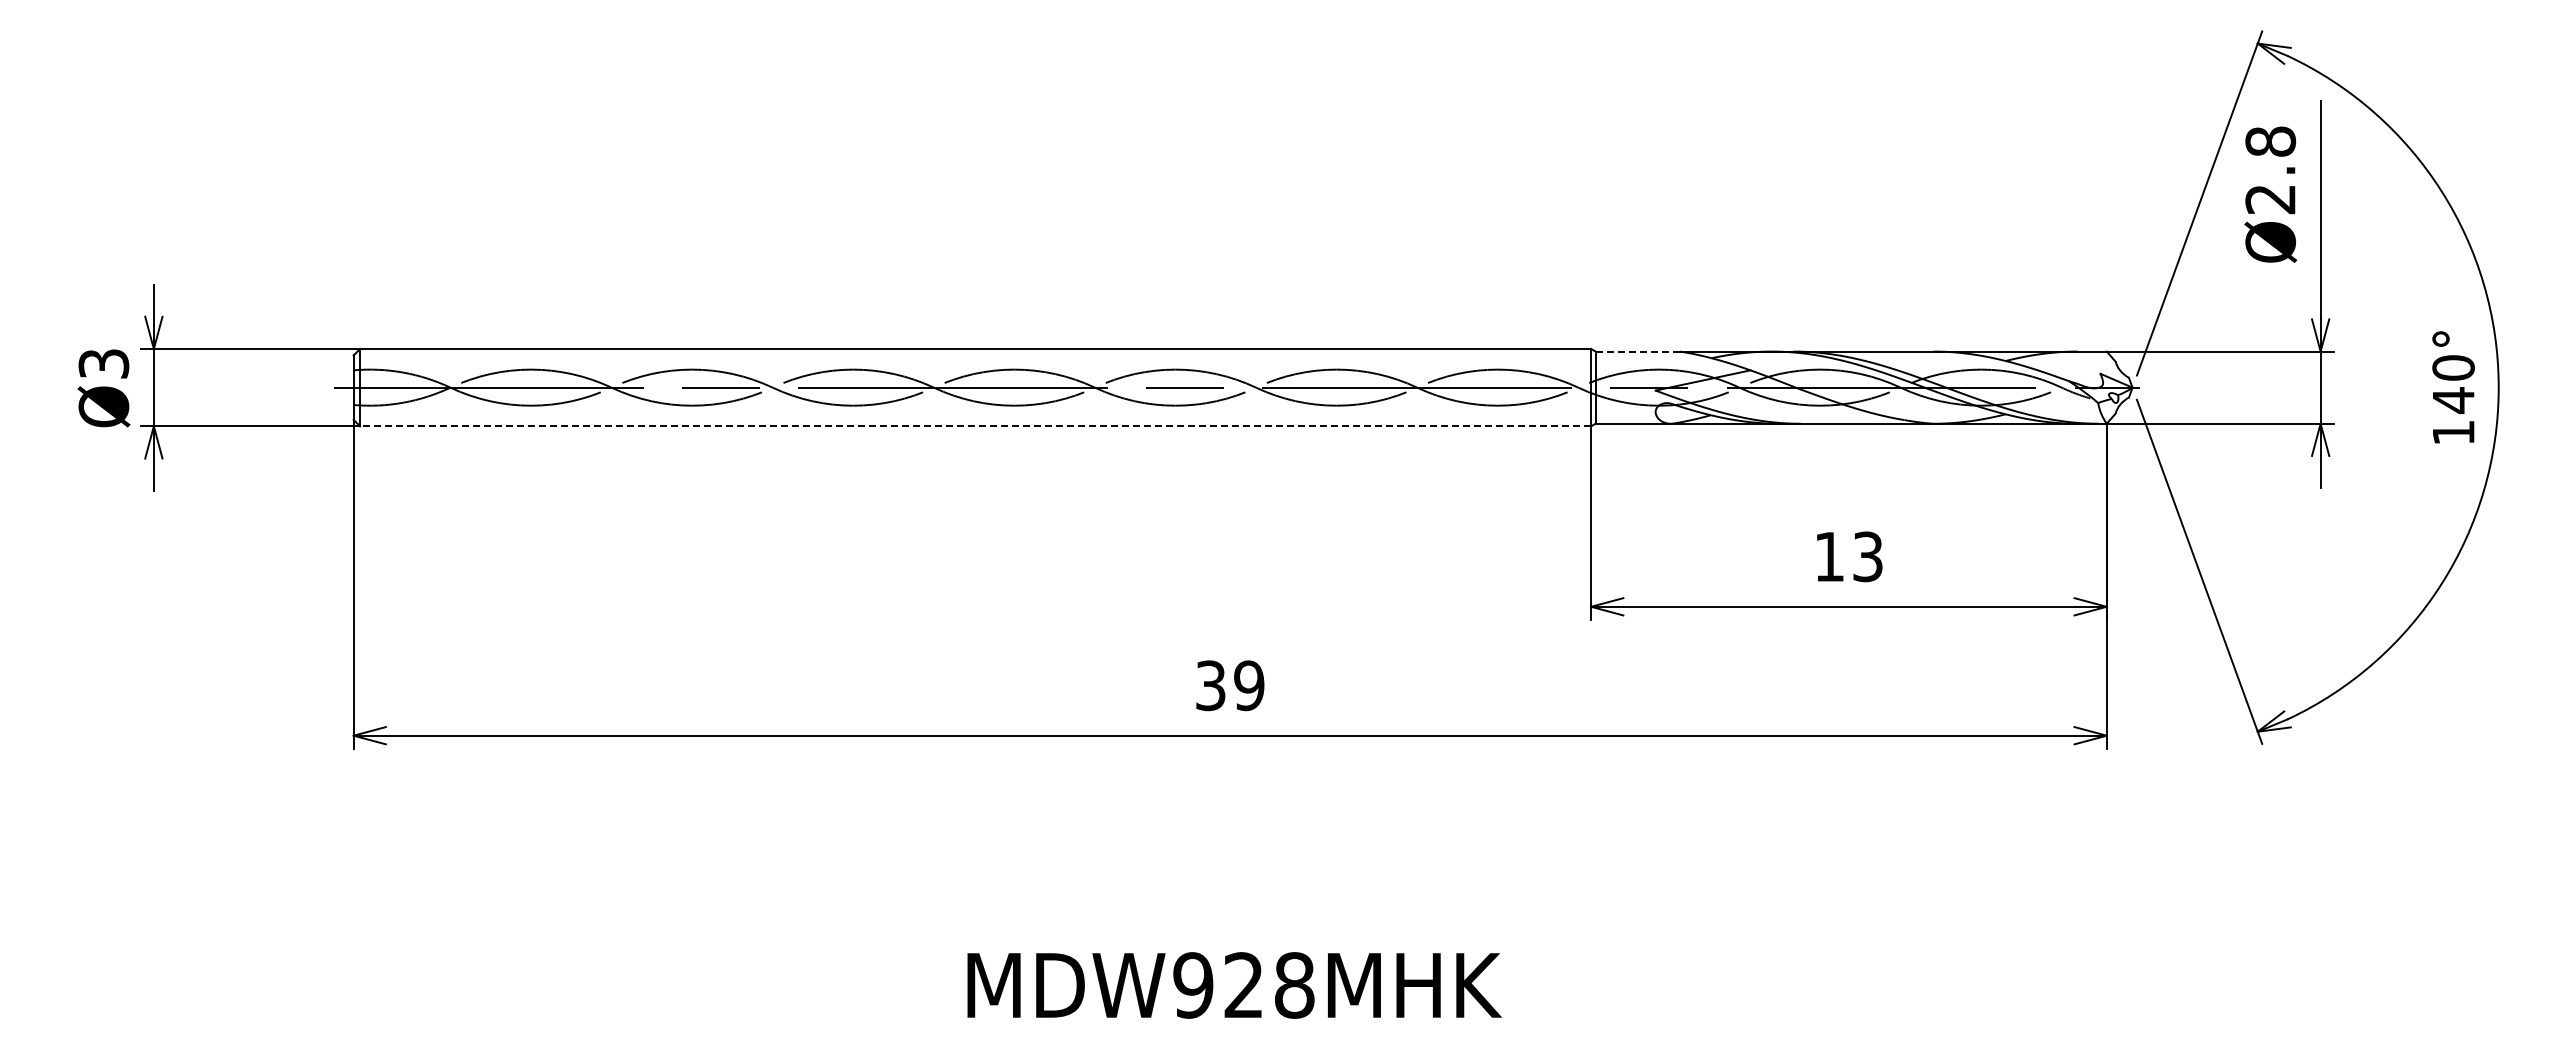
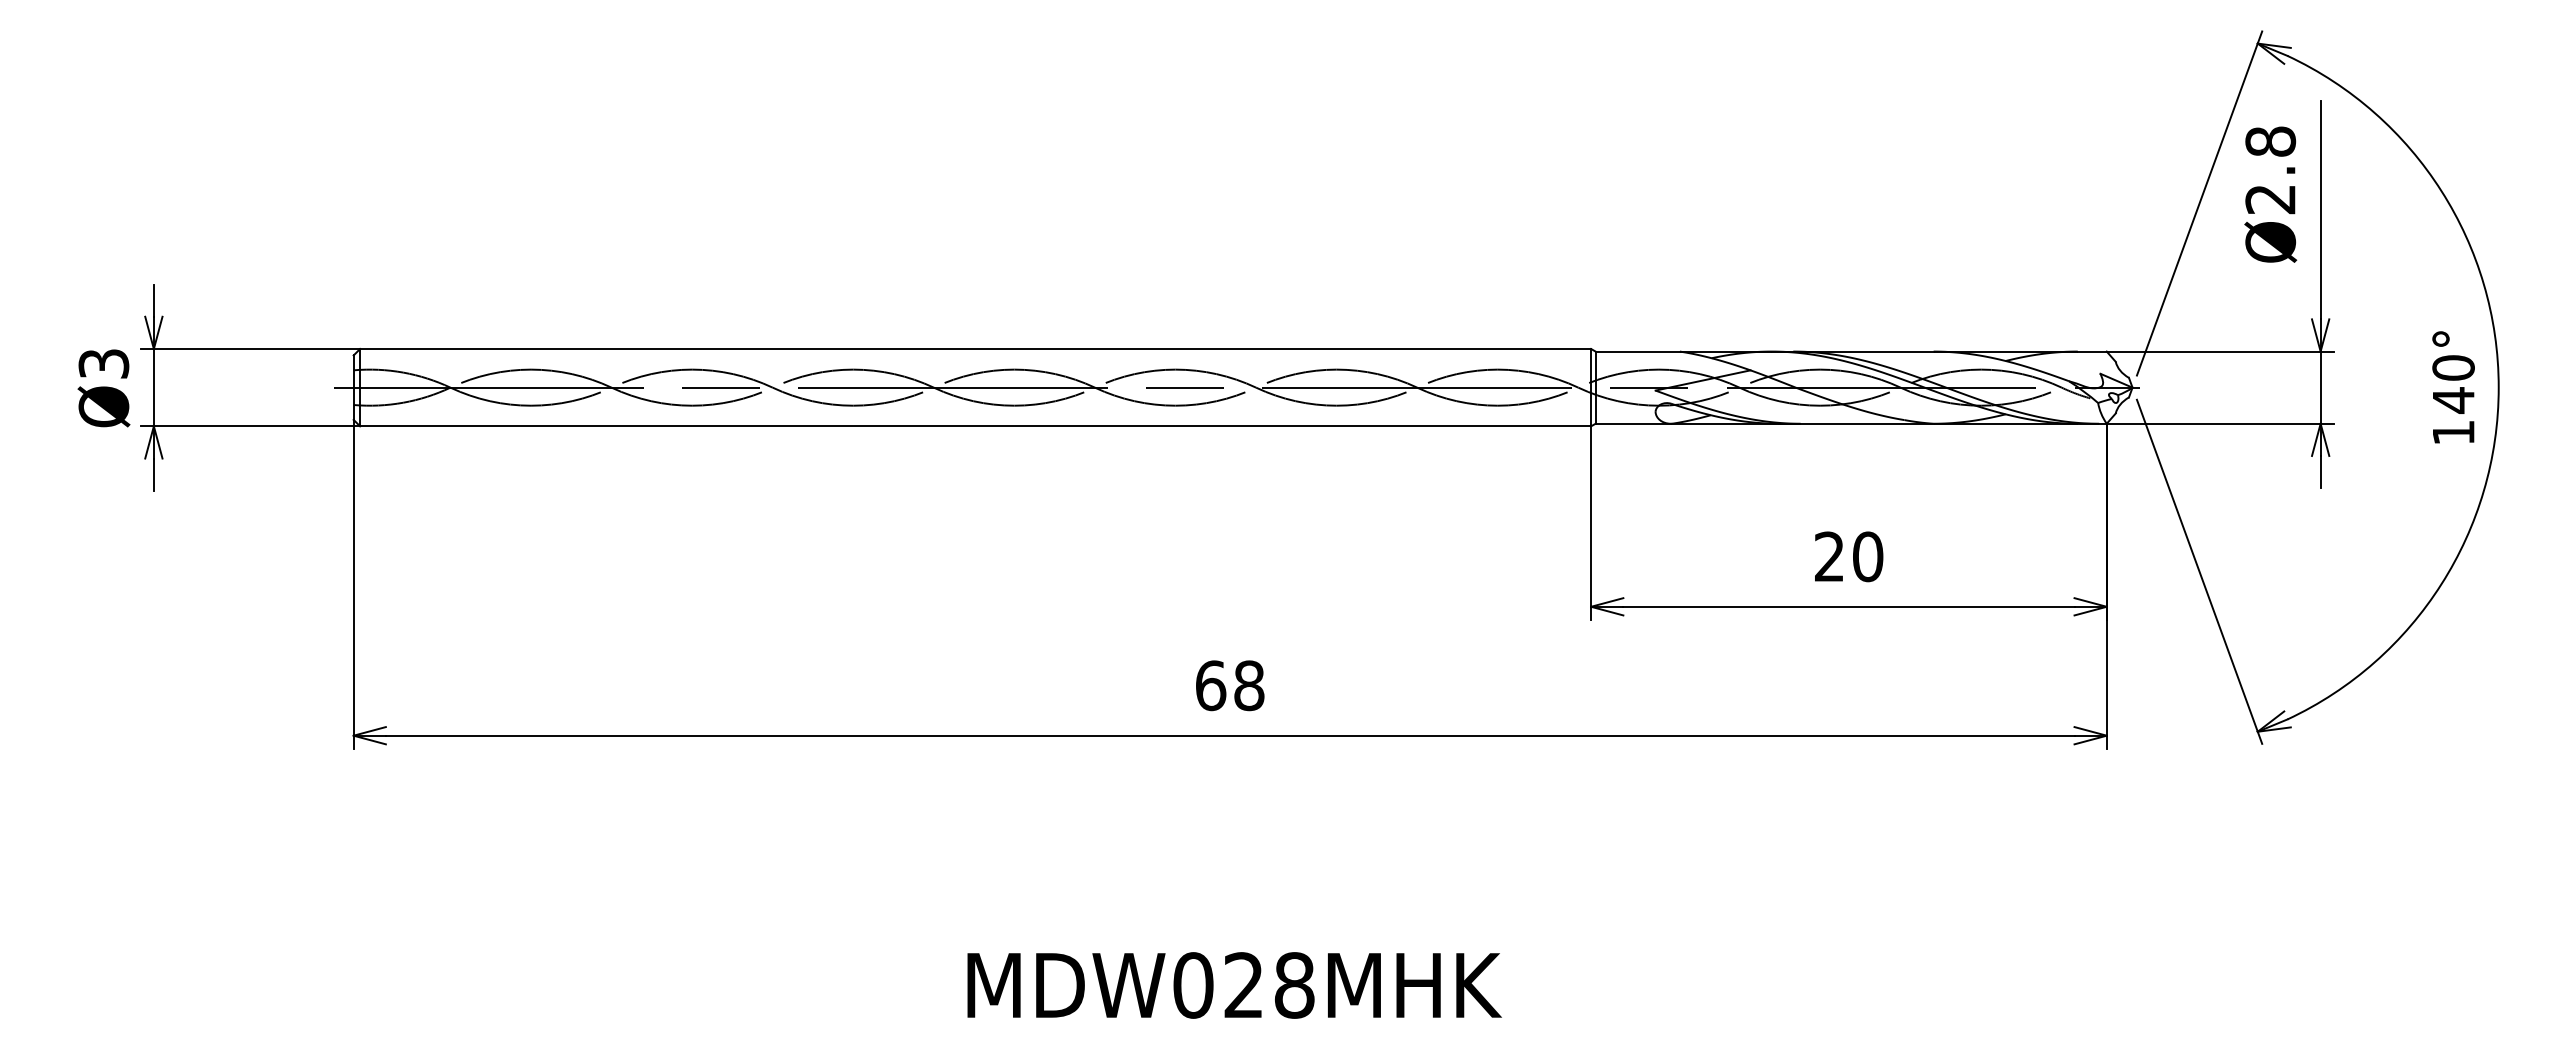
line: dashed -> solid (1638, 351)
line: dashed -> solid (975, 426)
text: 13 -> 20 (1849, 556)
text: 39 -> 68 (1230, 685)
text: MDW928MHK -> MDW028MHK (1193, 985)
